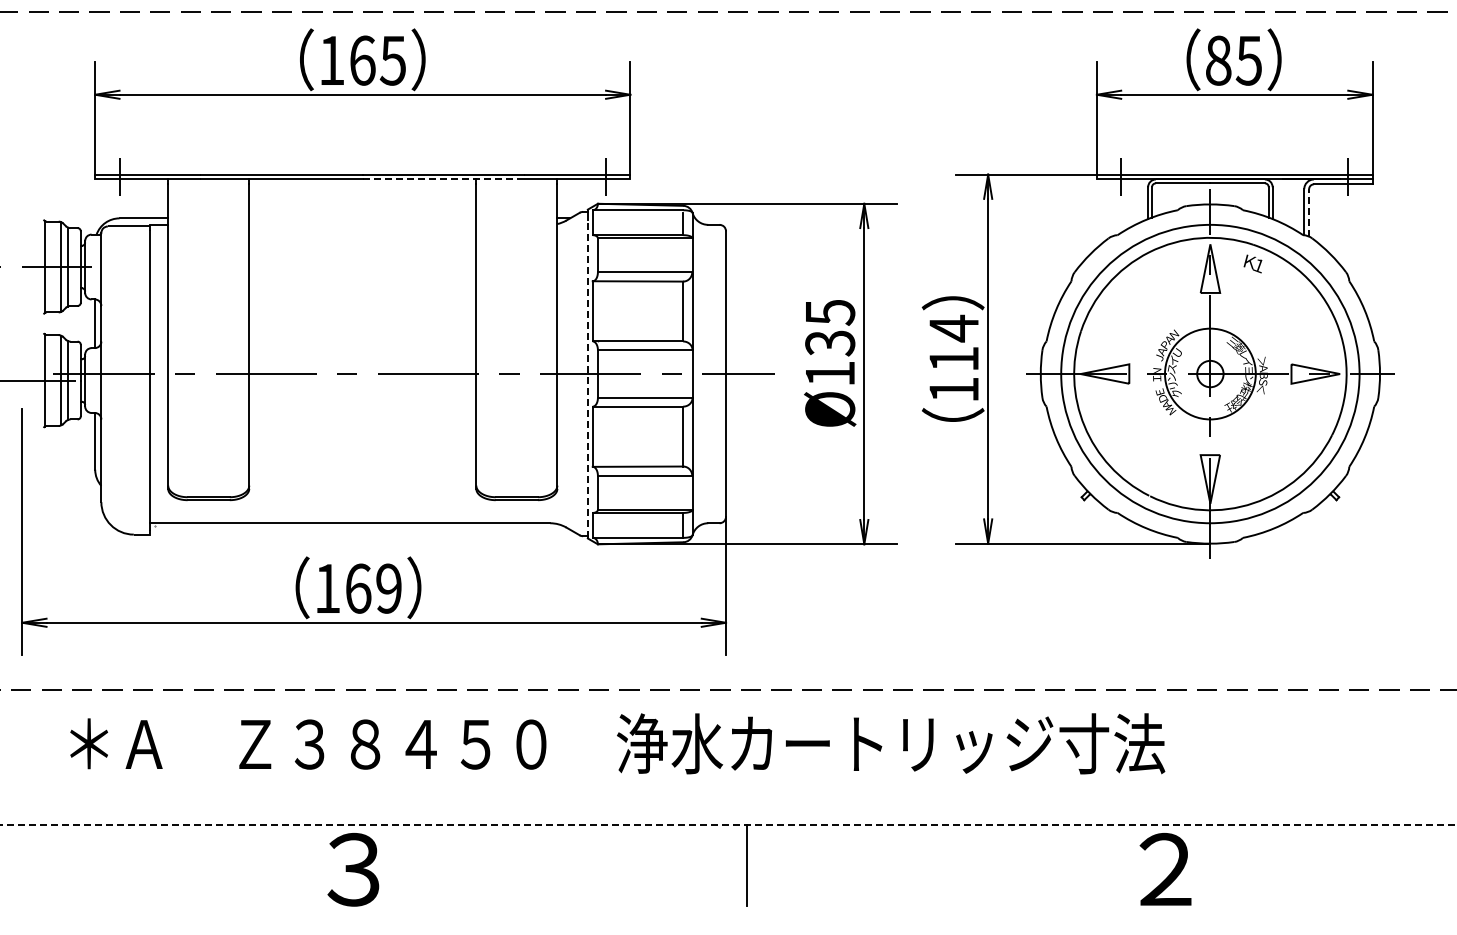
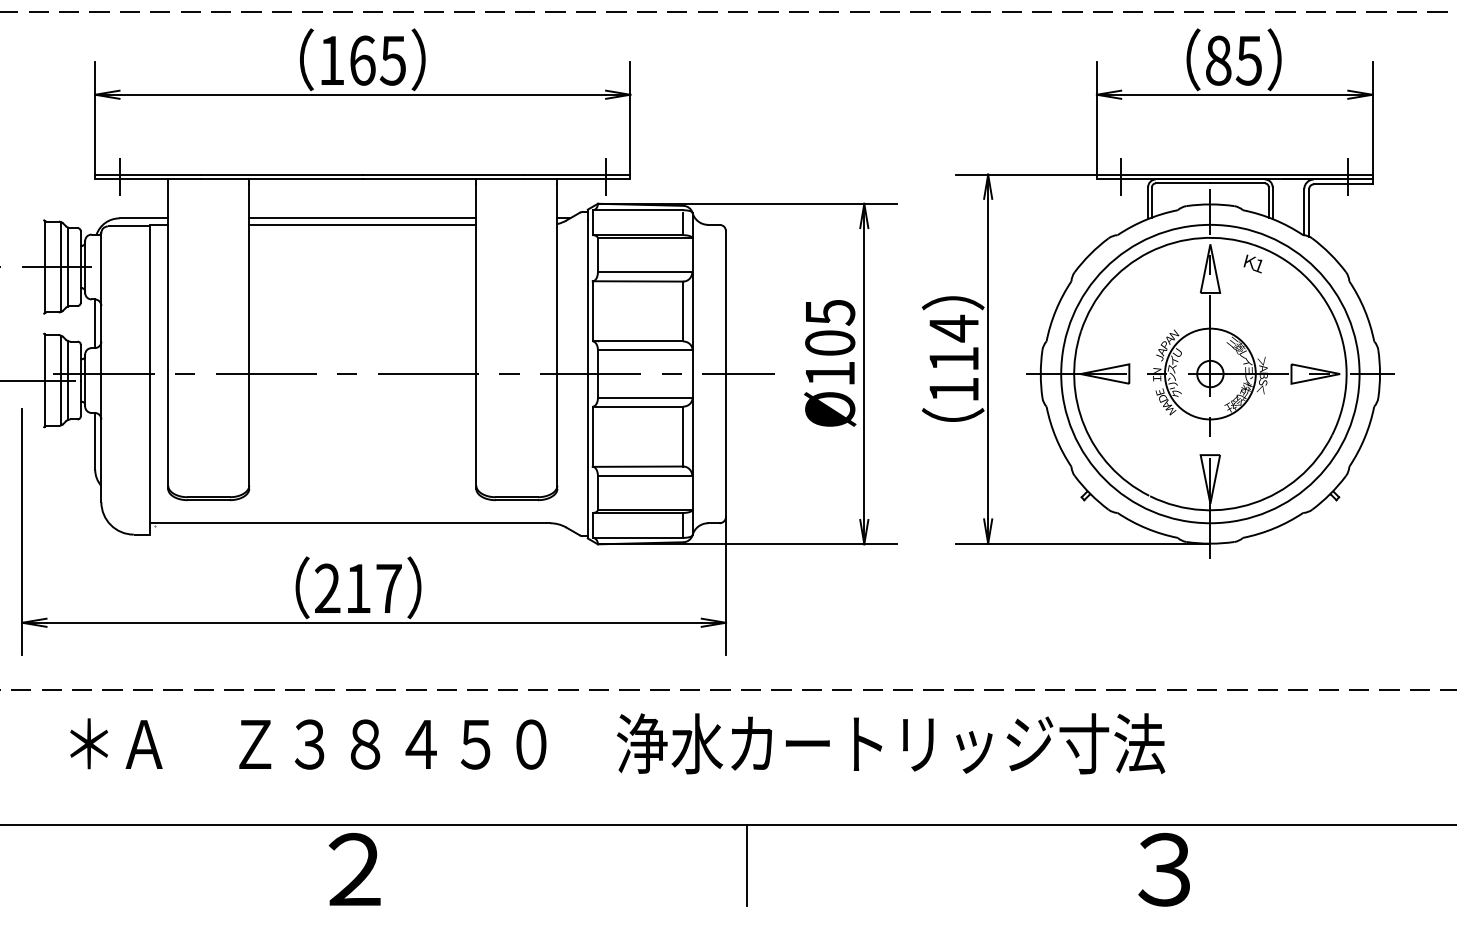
line: dashed -> solid (443, 179)
line: dashed -> solid (1309, 212)
line: none -> present (362, 218)
line: none -> present (362, 224)
text: Ø135 -> Ø105 (830, 343)
line: dashed -> solid (587, 378)
text: 169 -> 217 (358, 588)
line: dashed -> solid (729, 824)
text: ３ -> ２ (353, 869)
text: ２ -> ３ (1164, 869)
